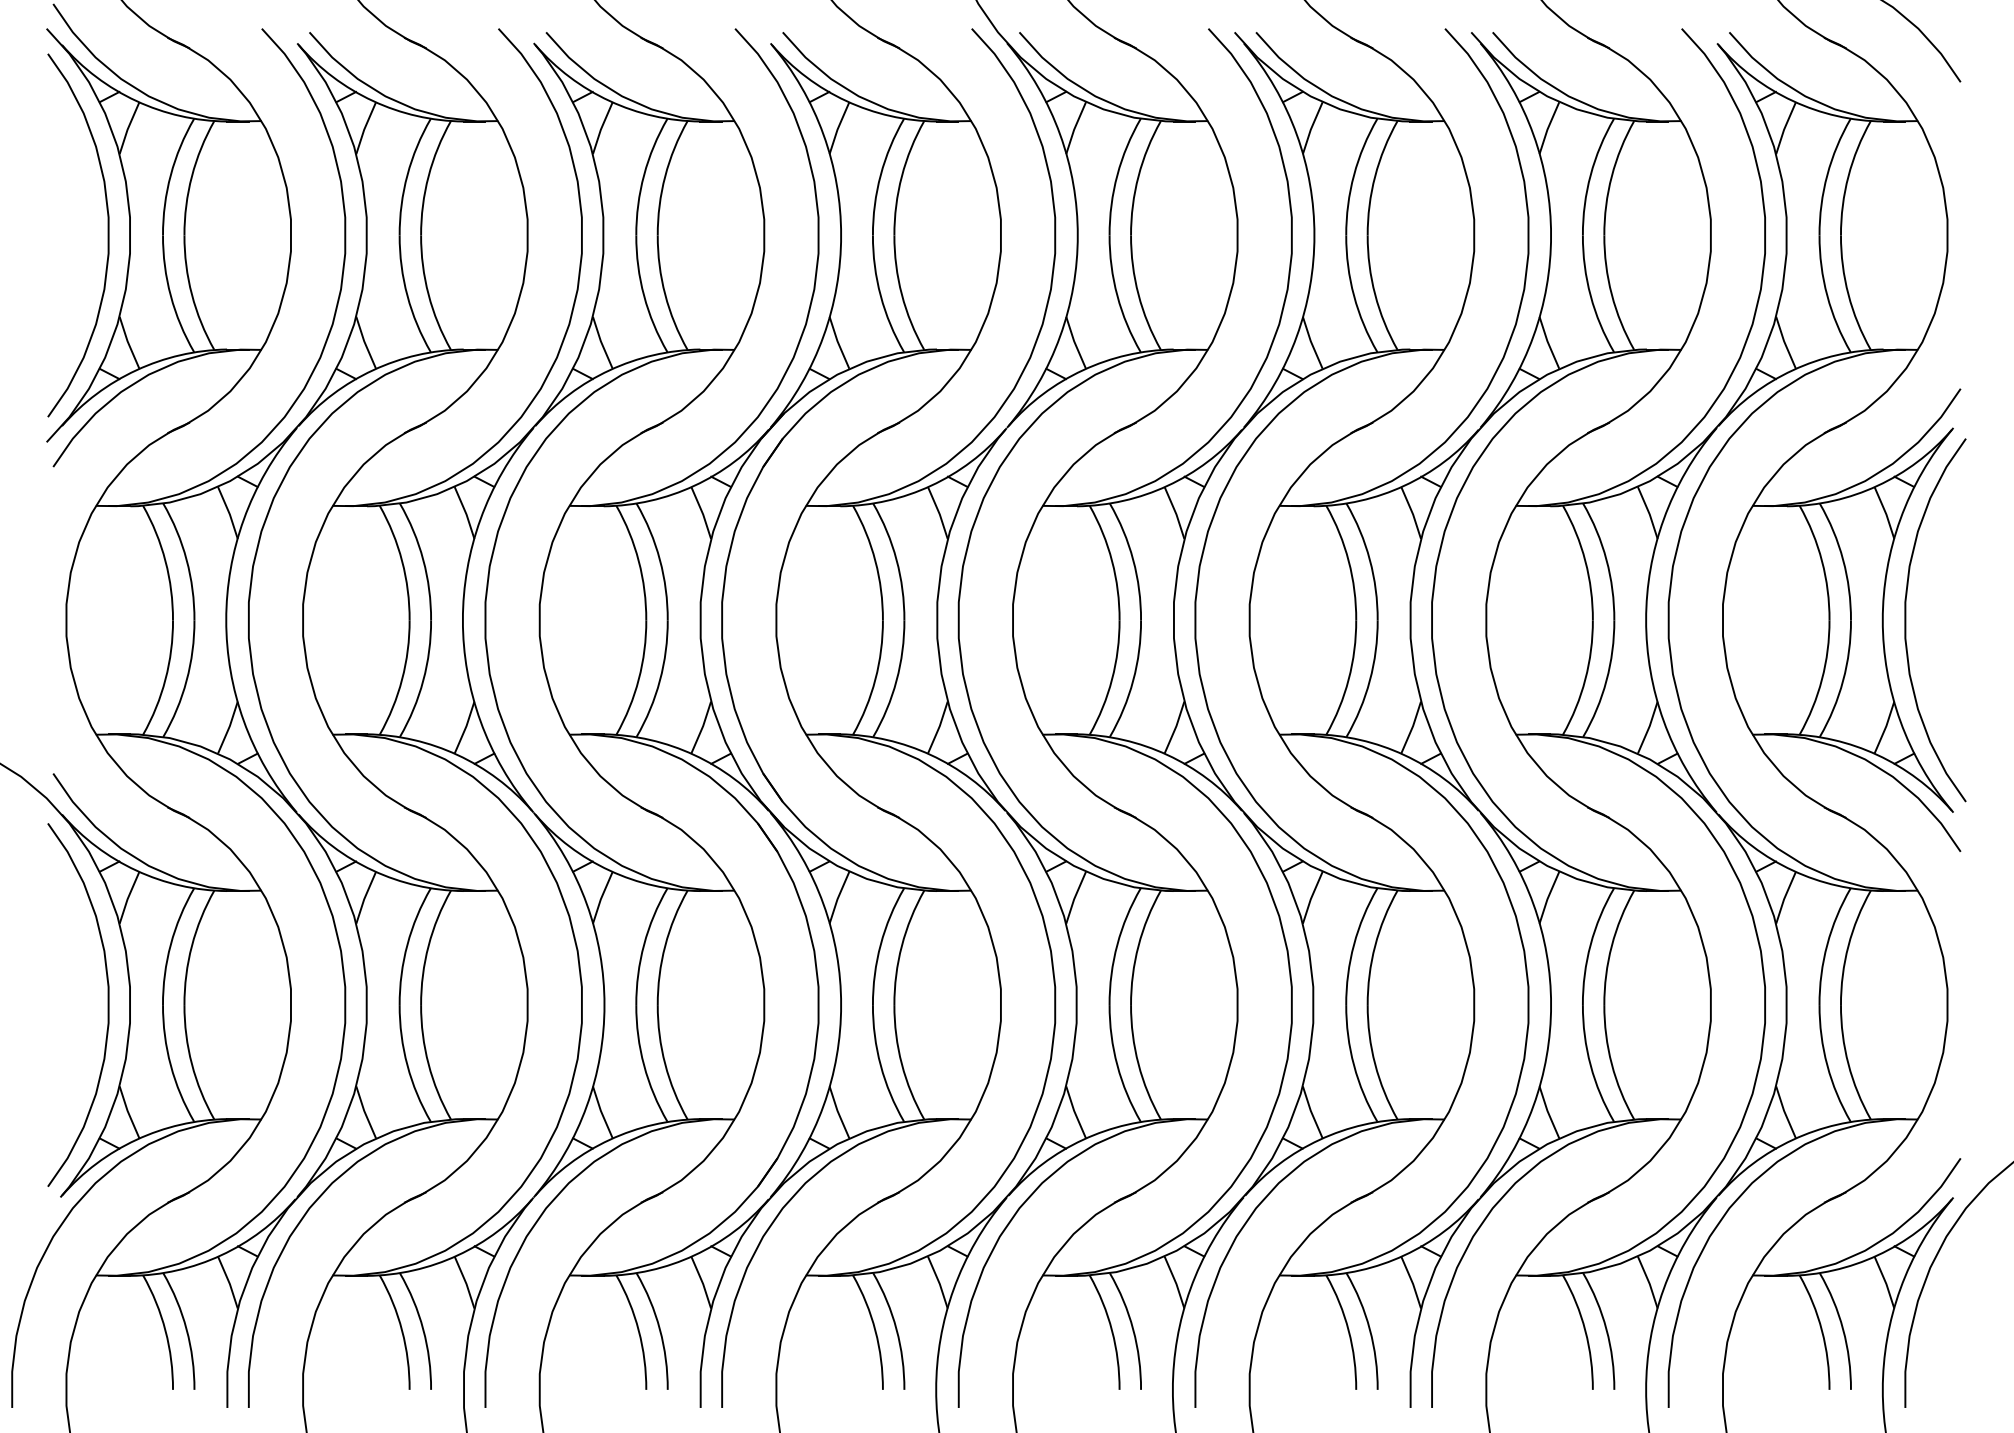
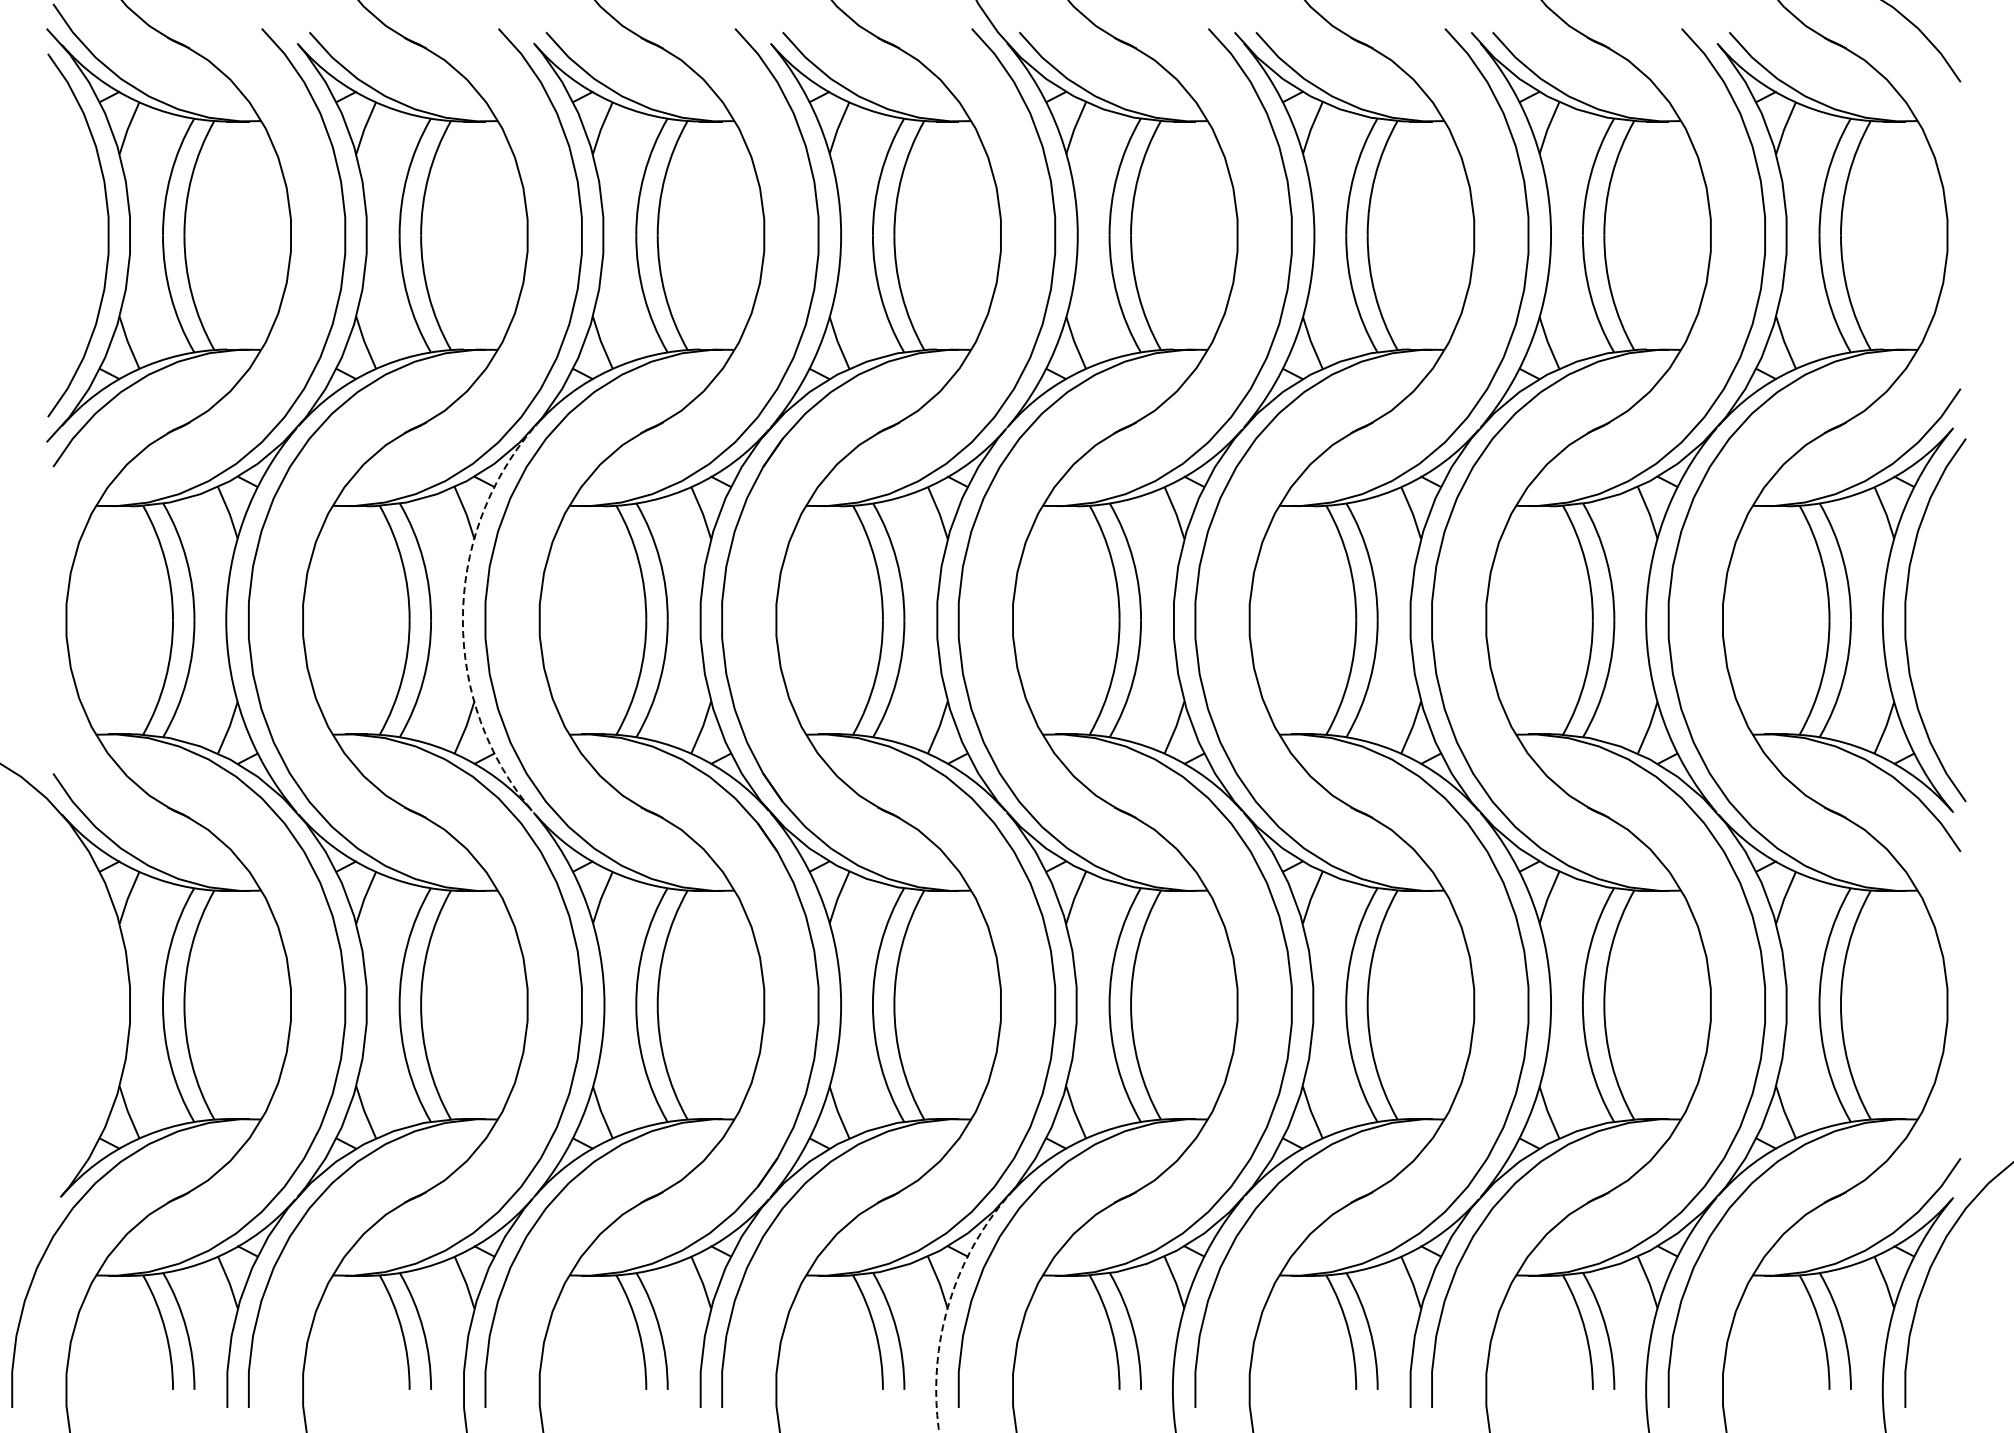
arc: solid -> dashed (462, 620)
curve: present -> none (107, 1004)
arc: solid -> dashed (948, 1306)
